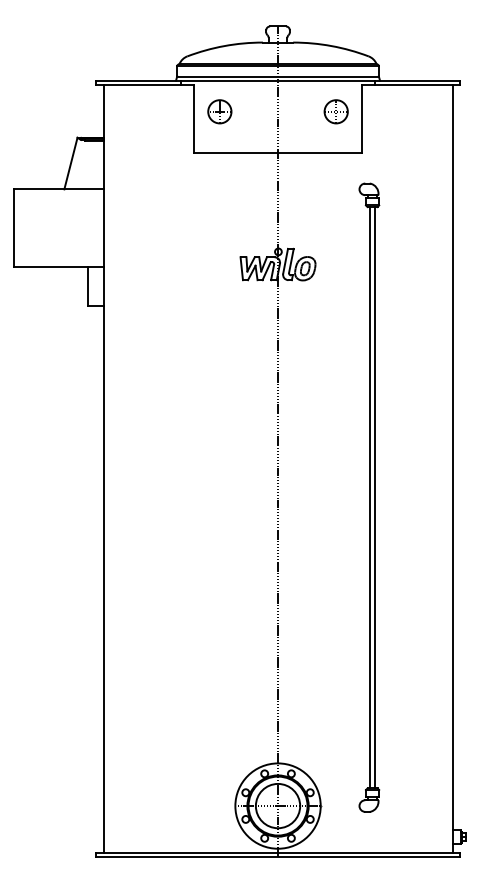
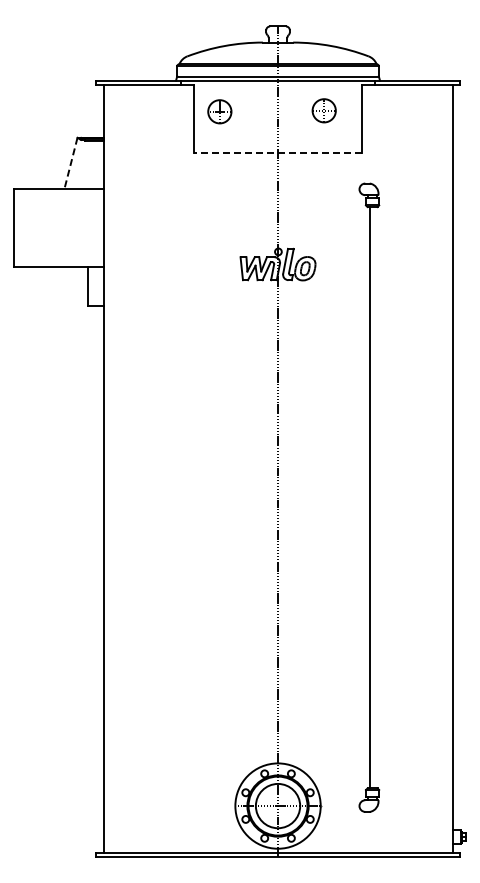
part position: (335, 111) -> (323, 110) (323, 110)
line: solid -> dashed (278, 152)
line: solid -> dashed (70, 163)
line: present -> none (374, 497)
